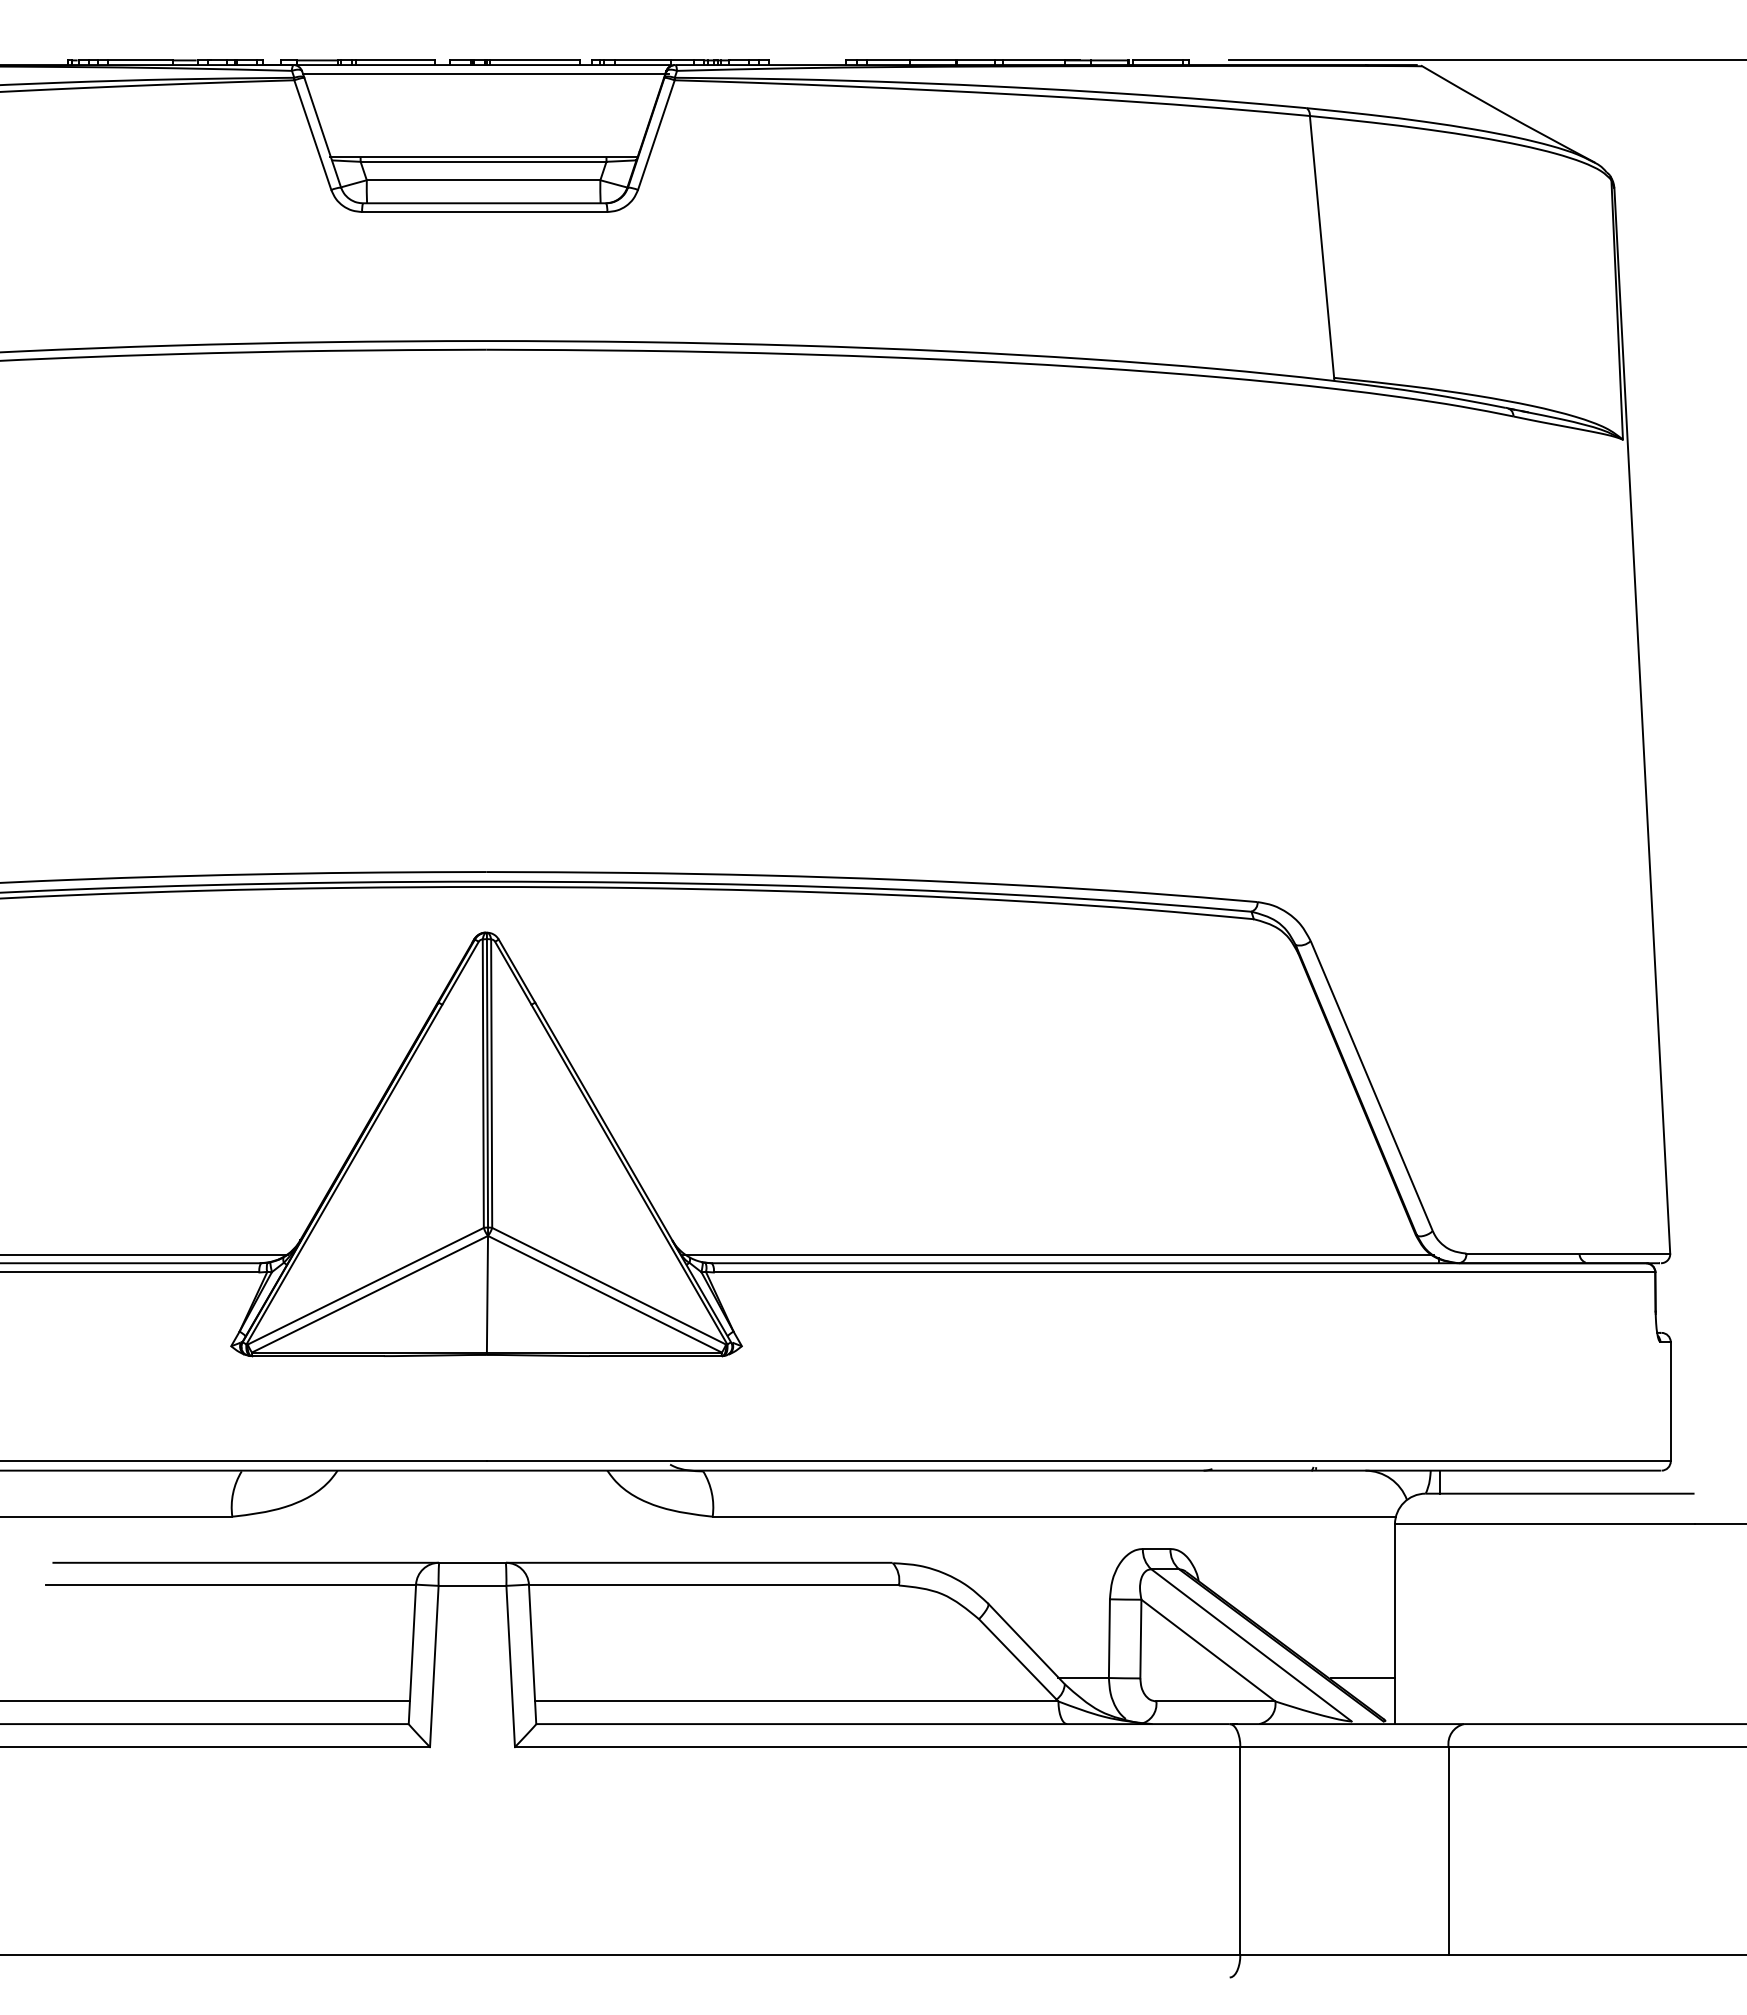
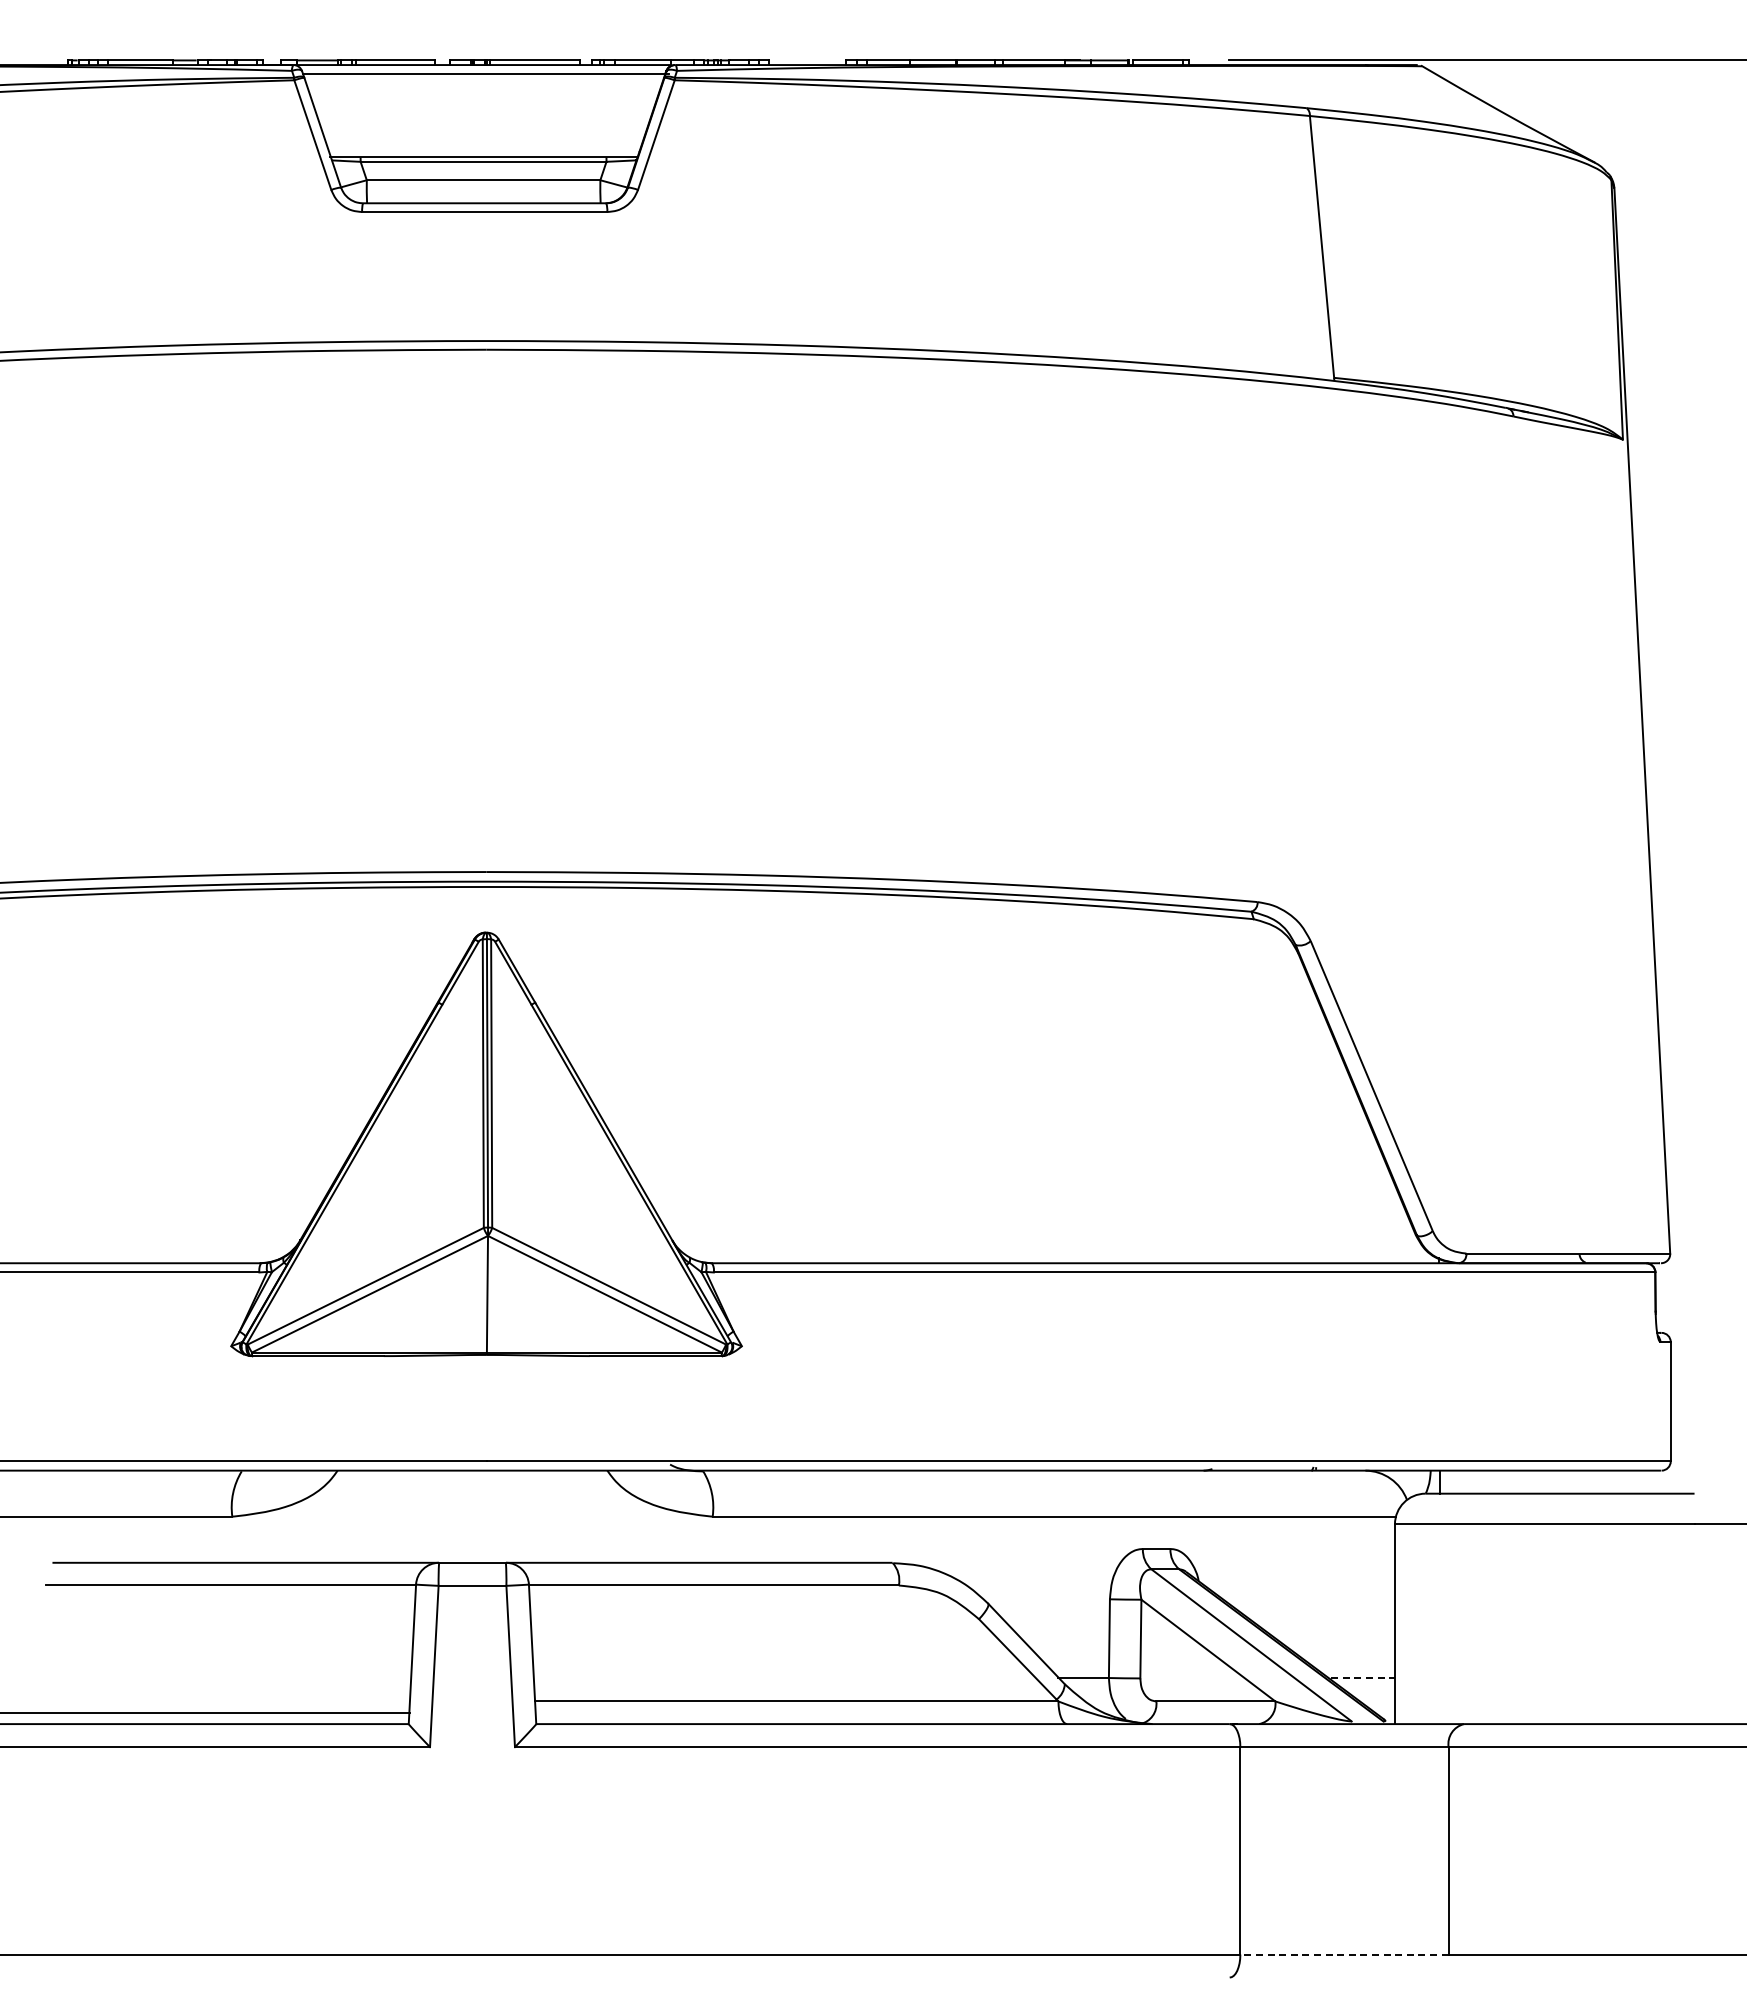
line: present -> none (145, 1254)
line: present -> none (1058, 1254)
line: solid -> dashed (1363, 1678)
line position: (205, 1701) -> (205, 1713) (205, 1713)
line: solid -> dashed (1344, 1954)
